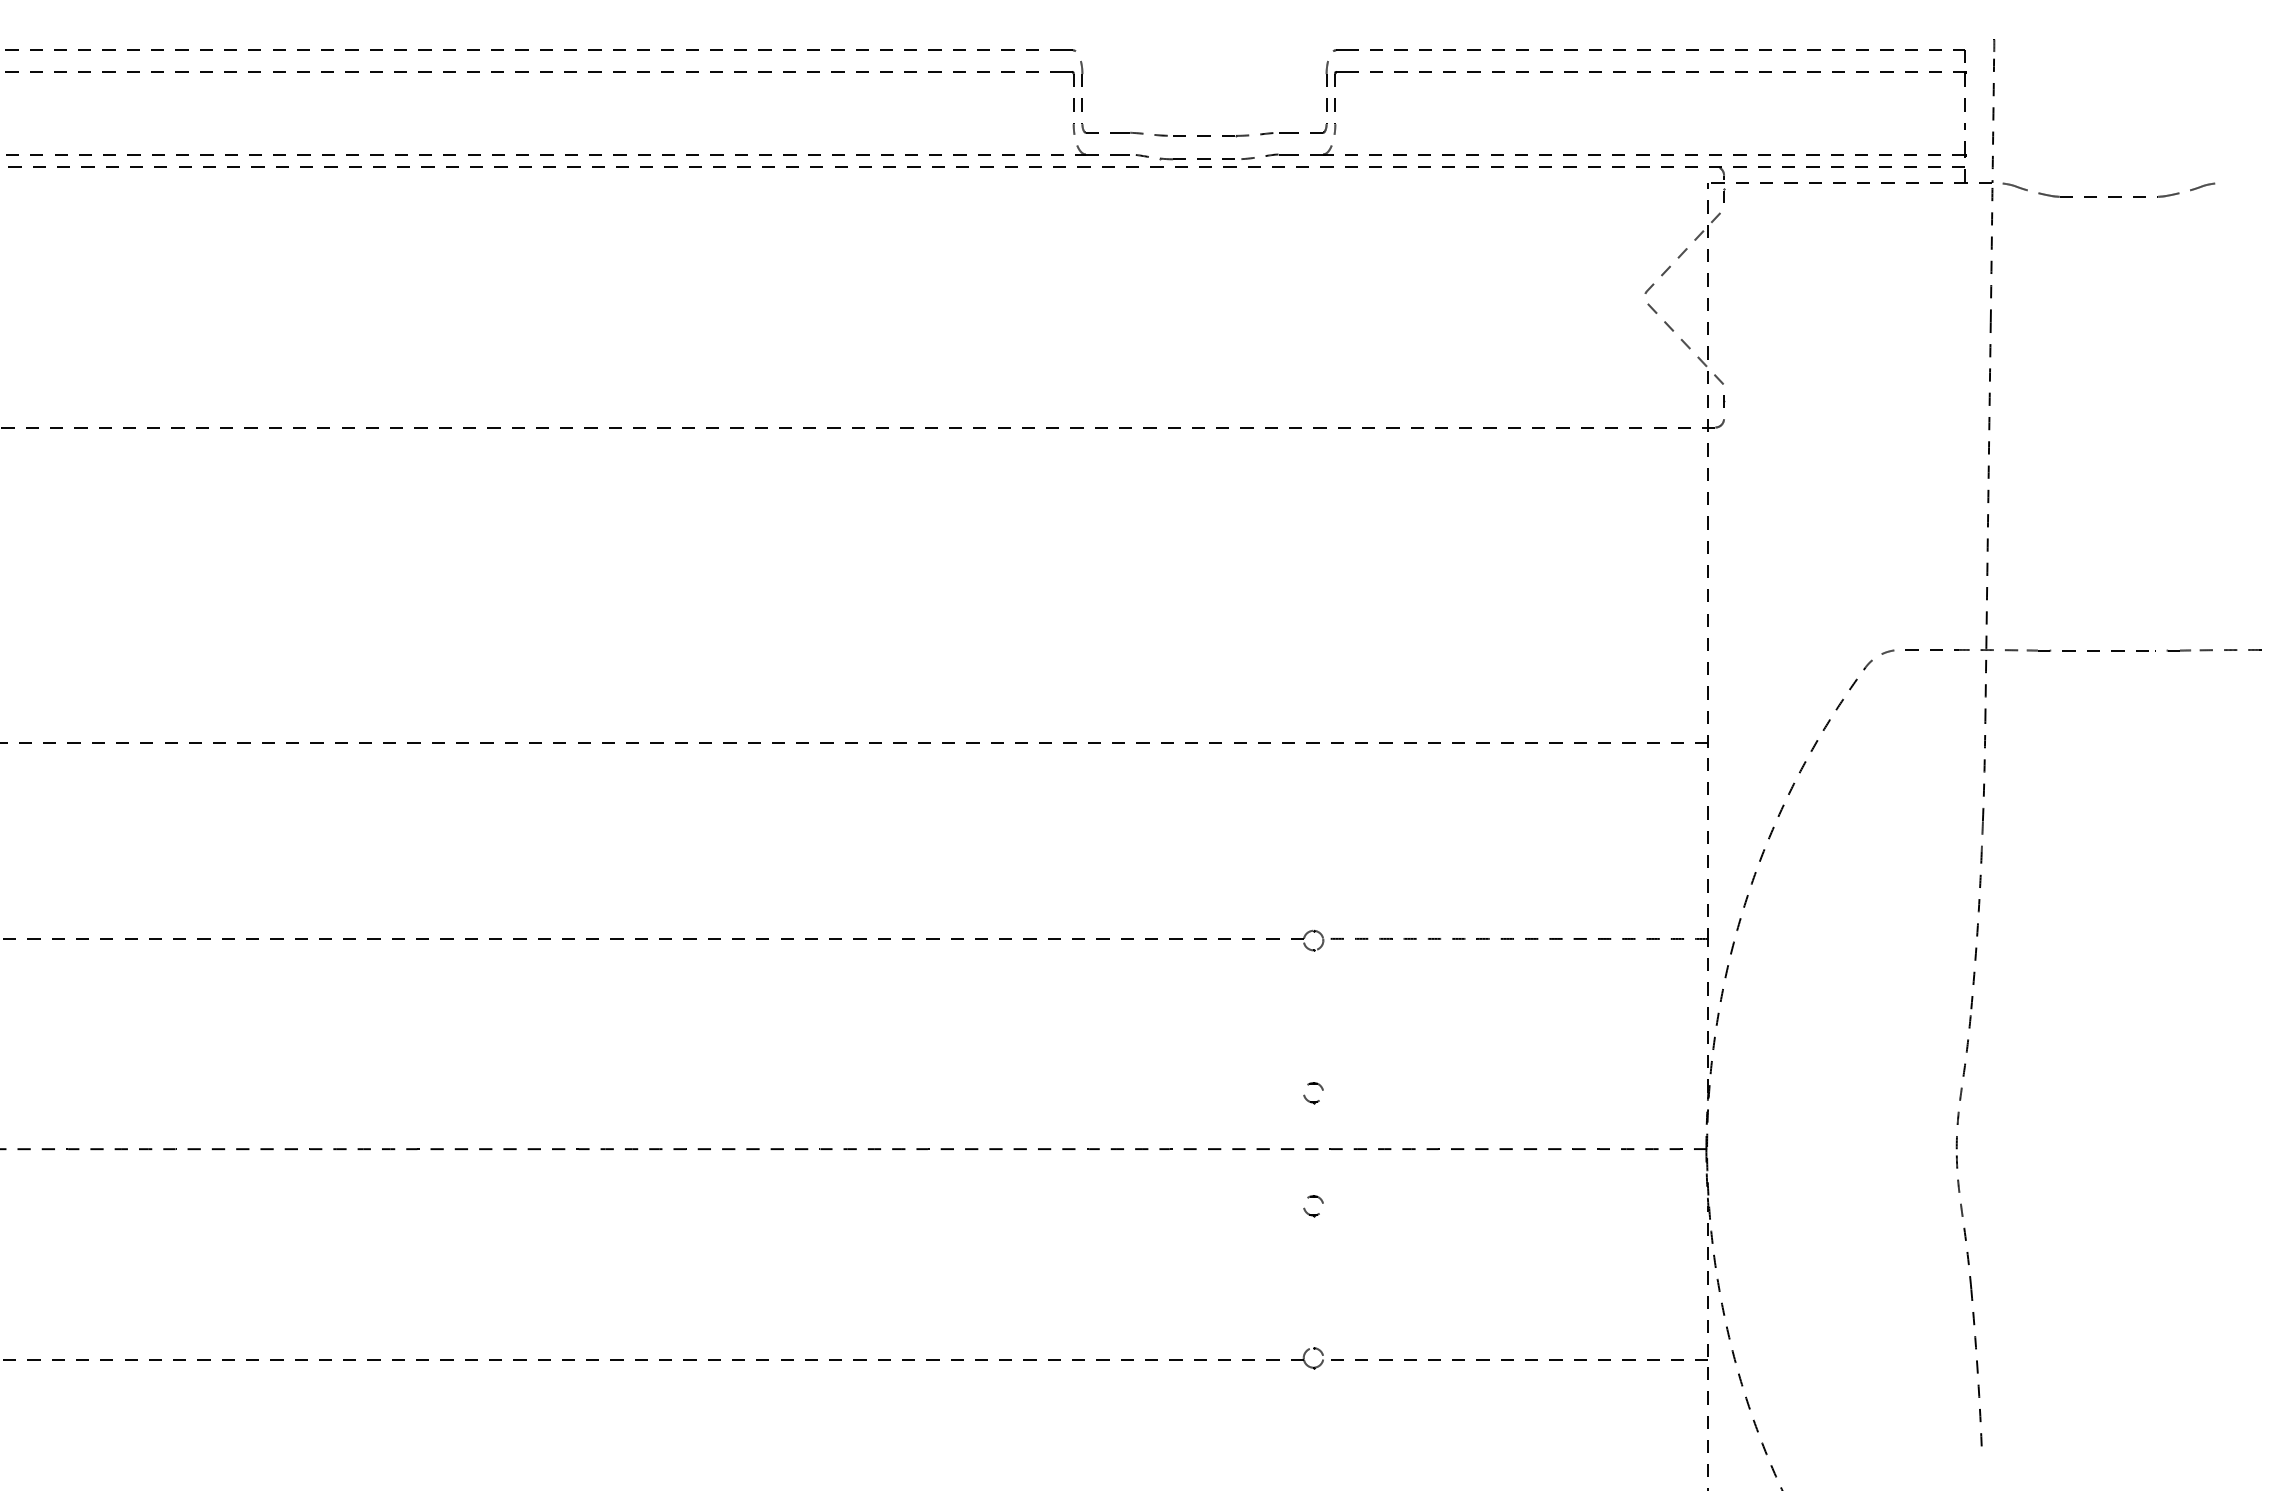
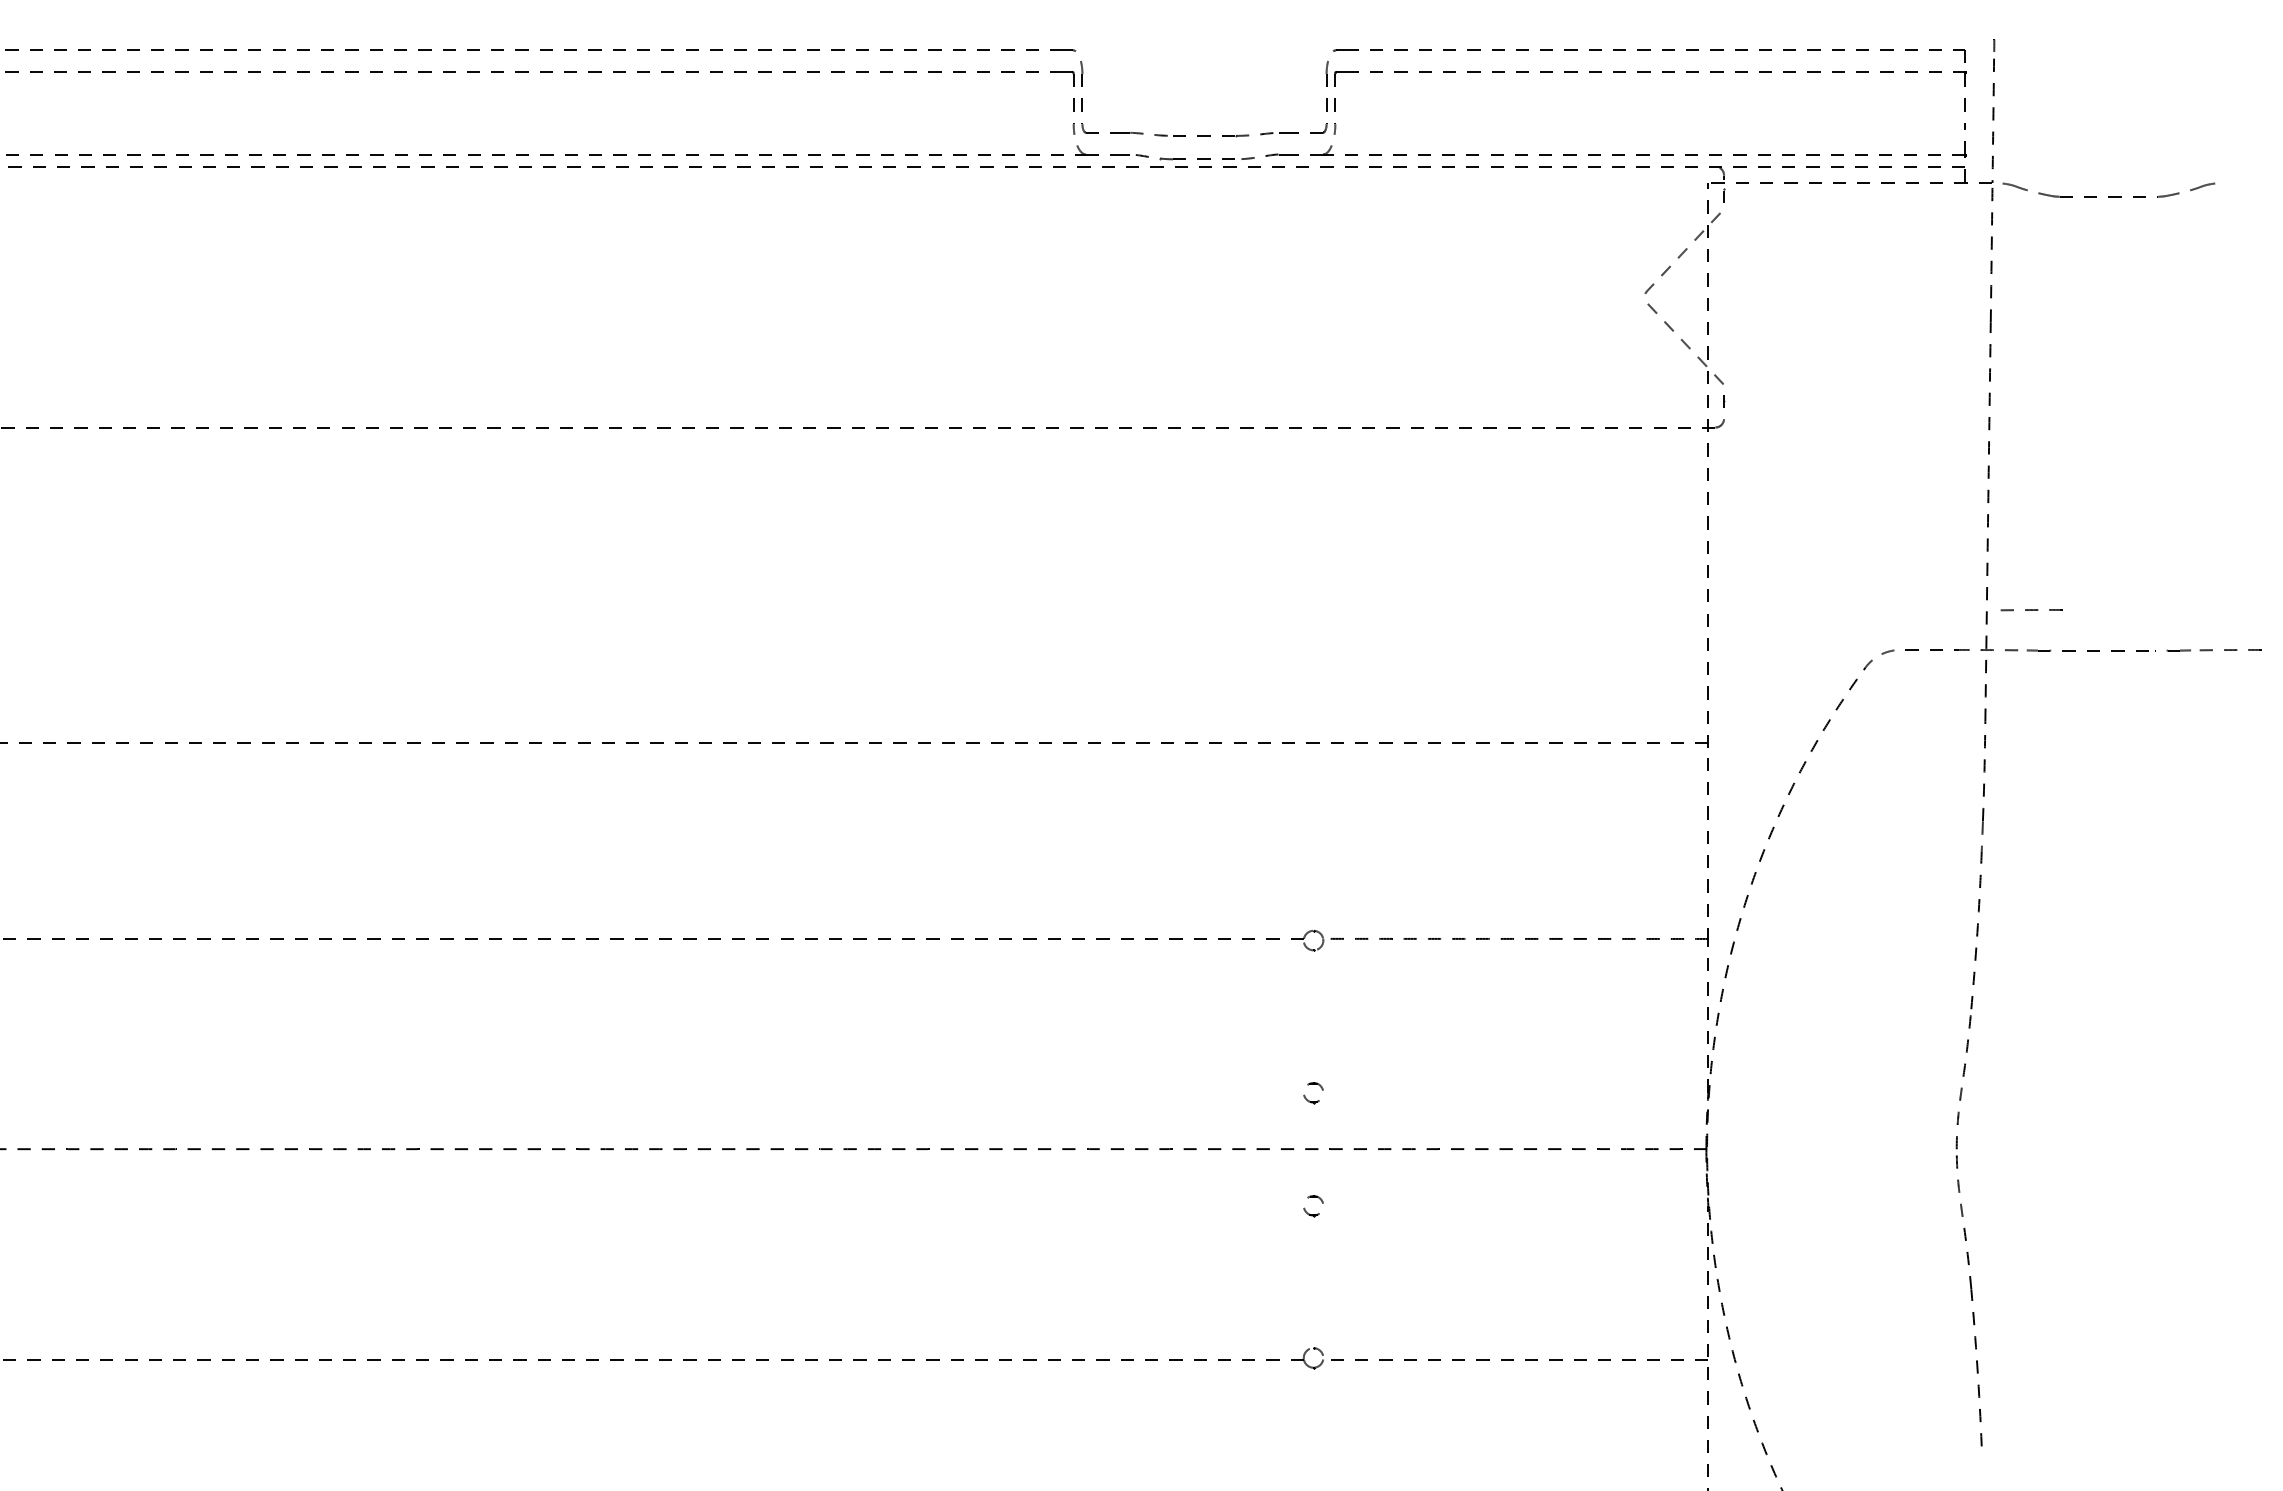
curve: none -> present (2031, 610)
